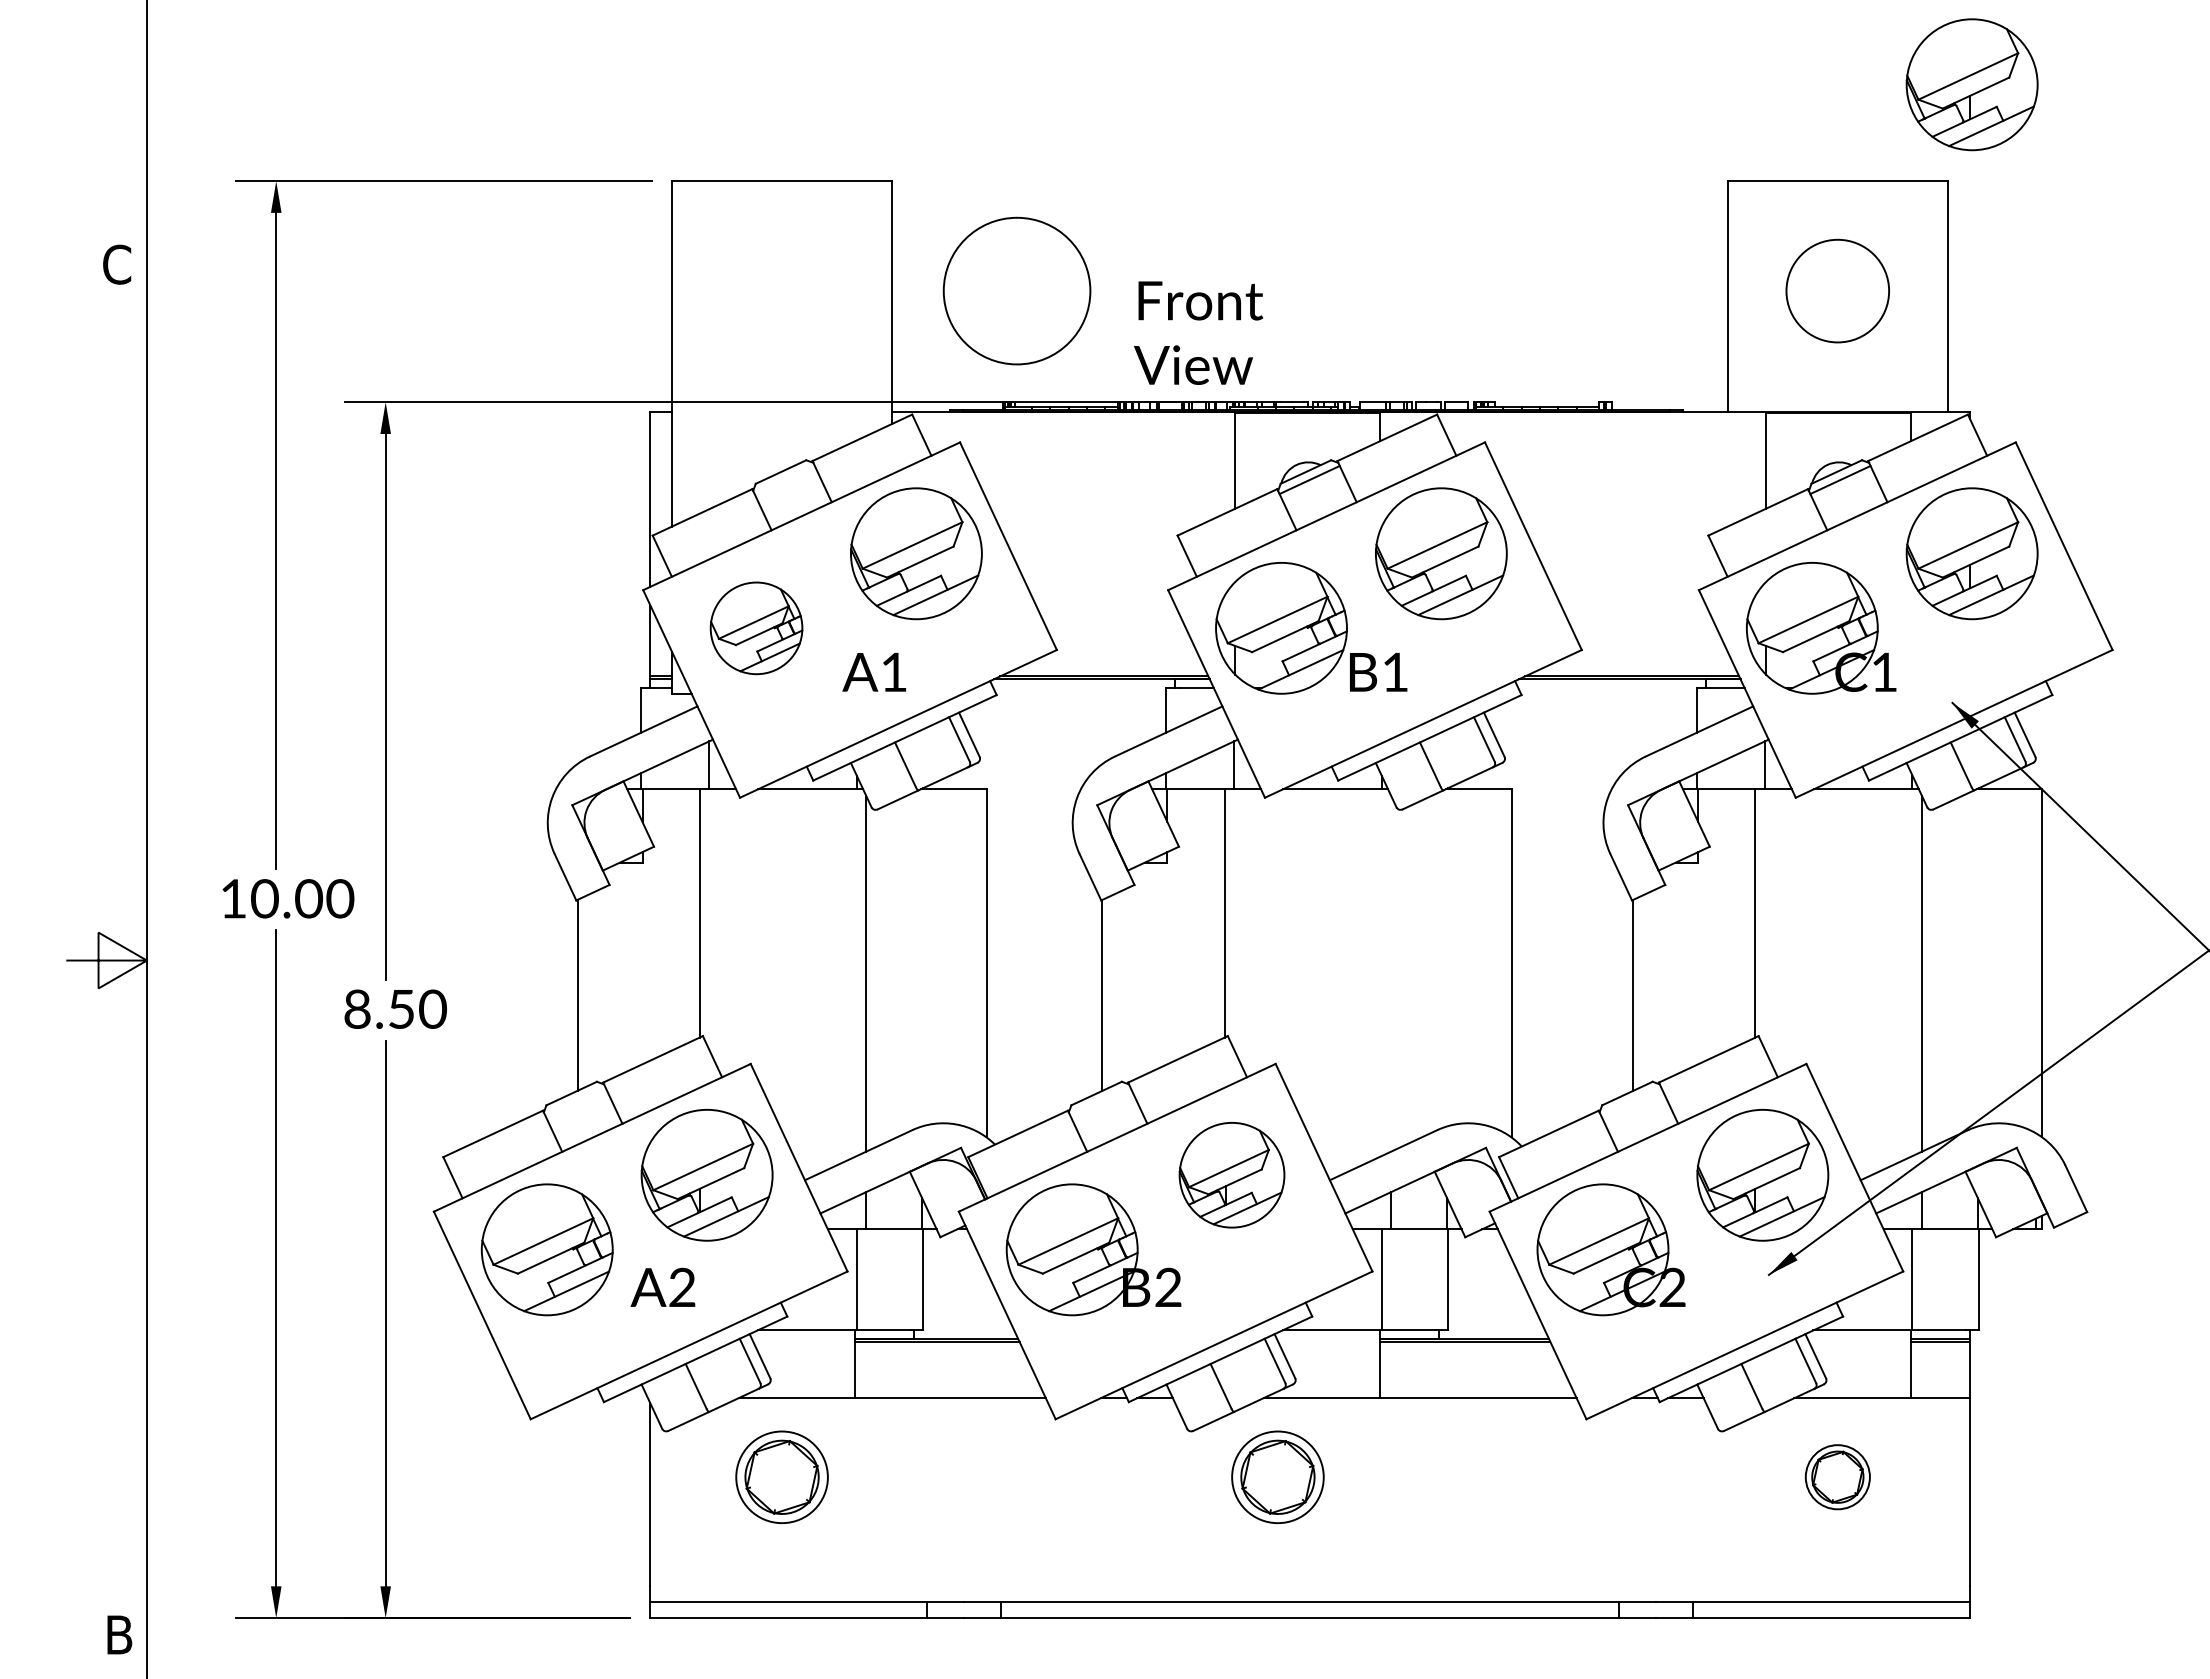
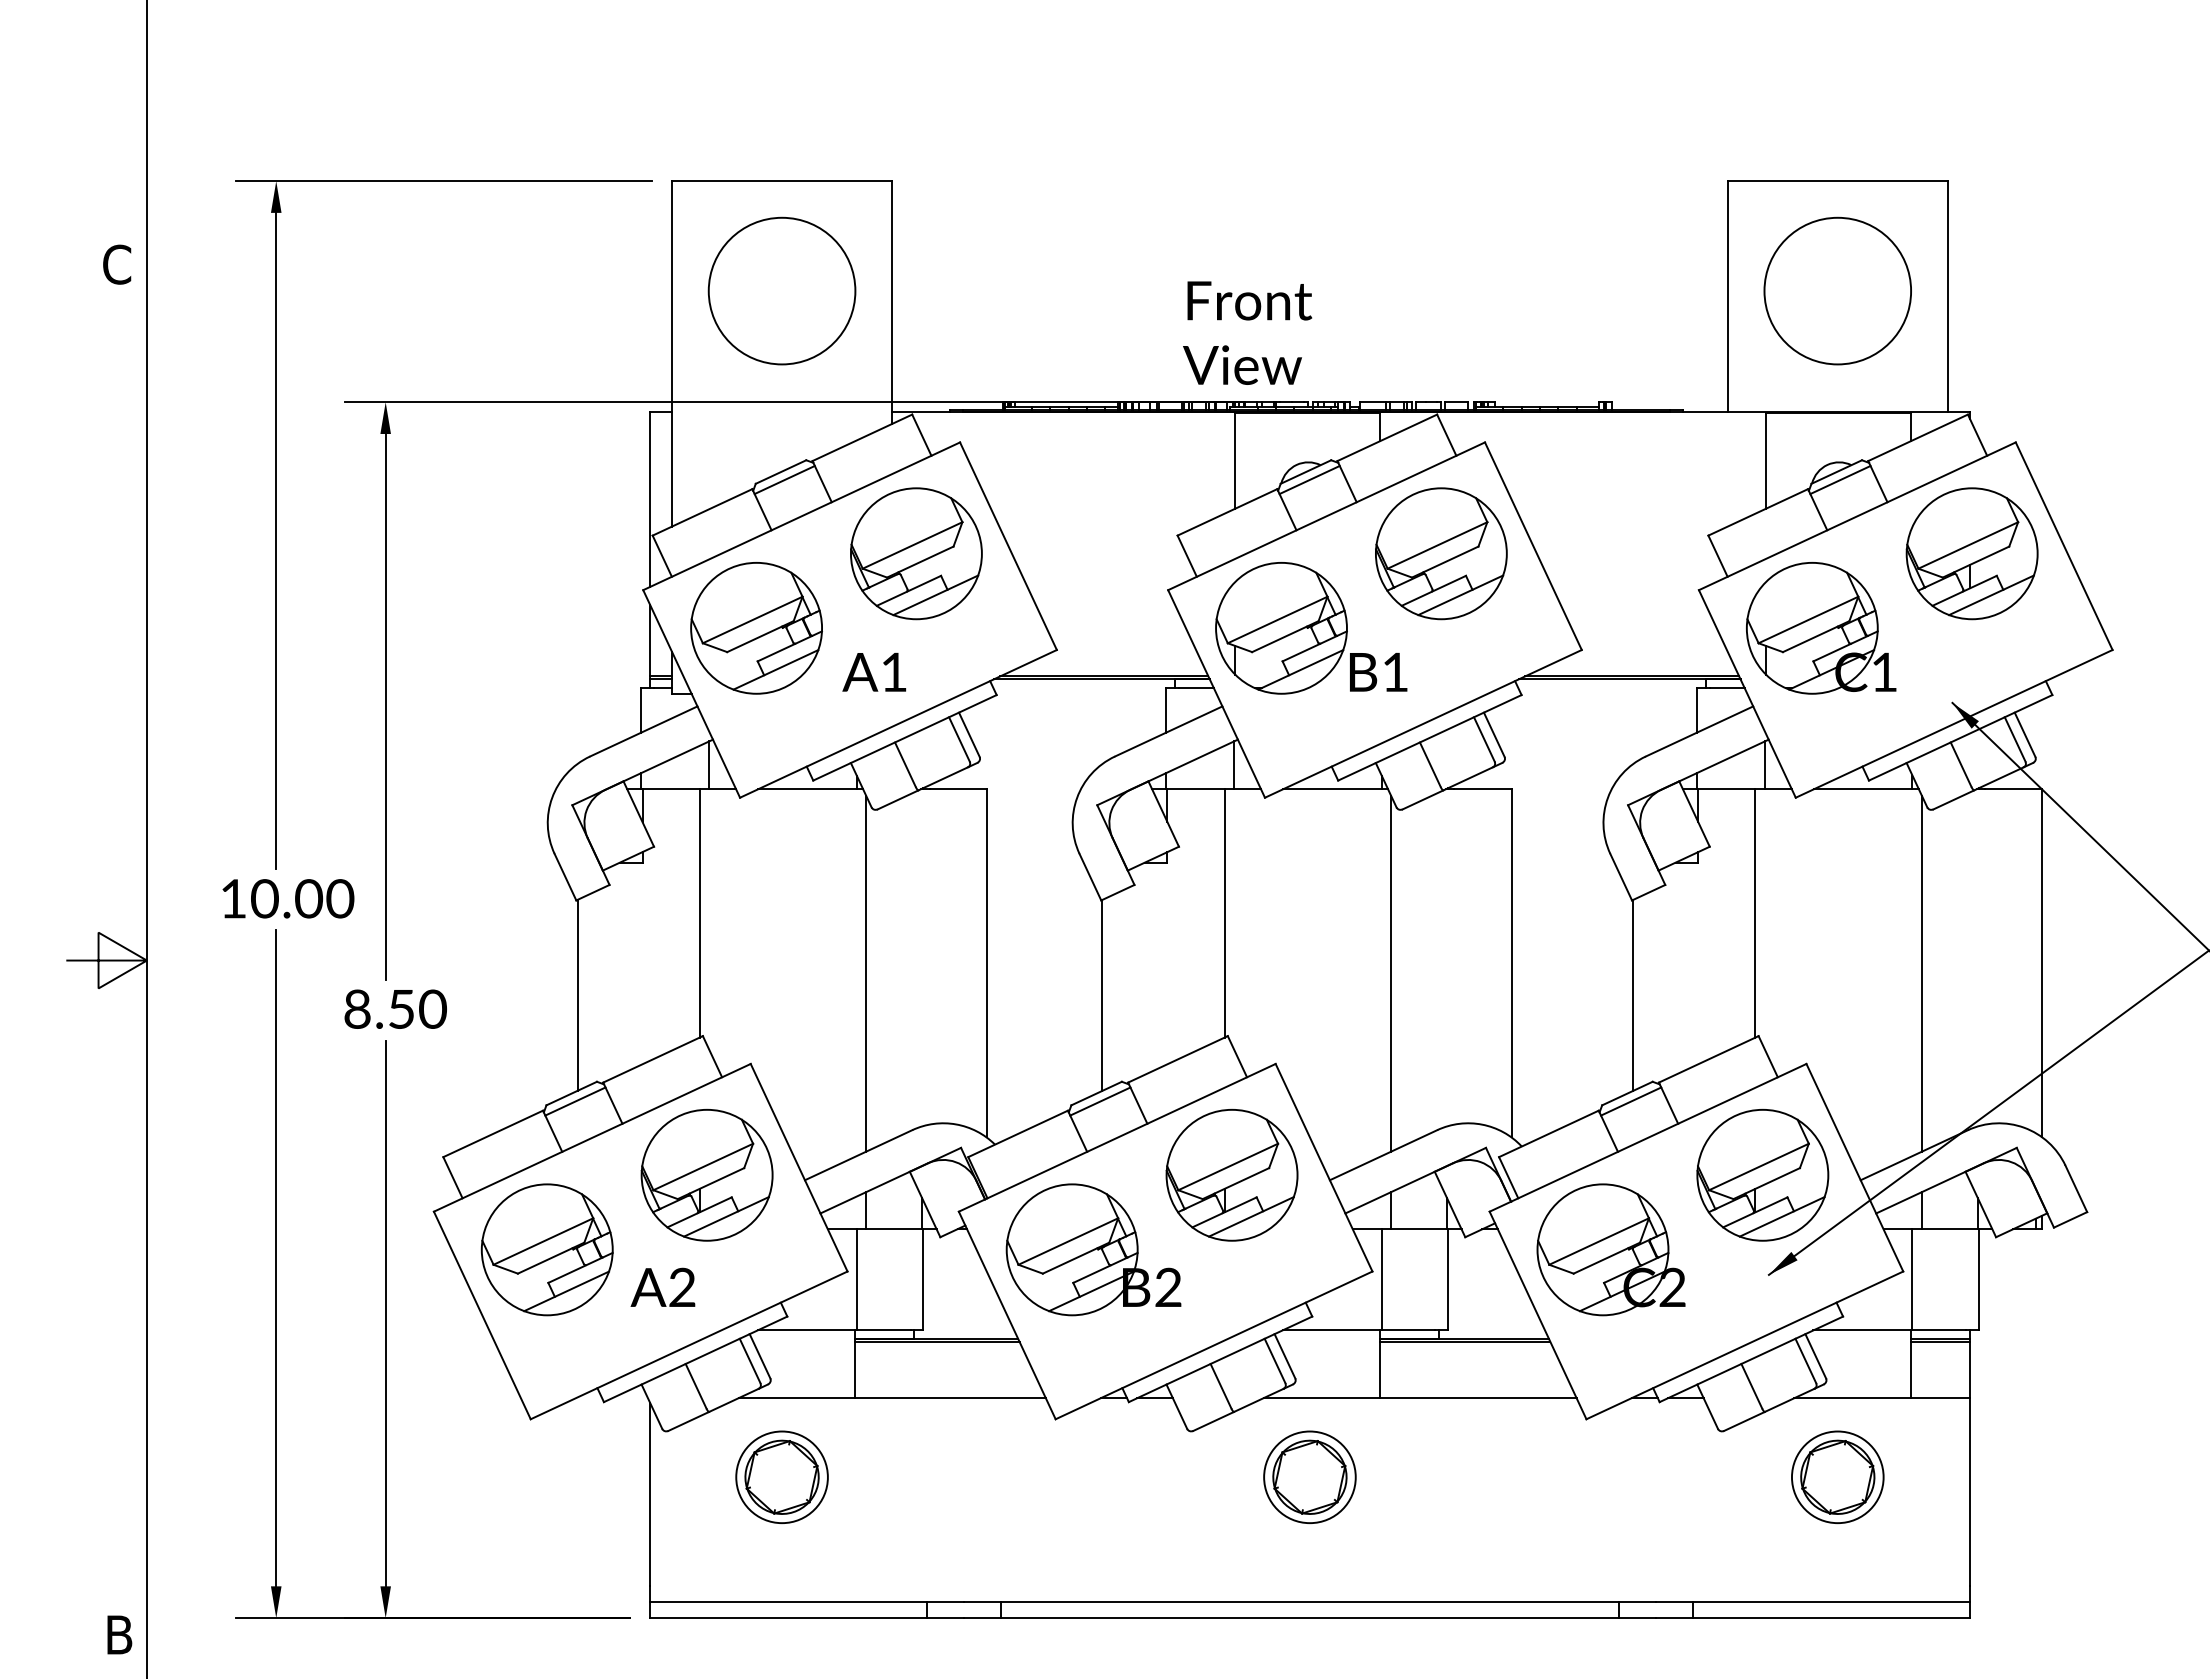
part: present -> none (1971, 84)
circle position: (1016, 290) -> (781, 290) (781, 290)
circle diameter: 103 px -> 147 px (1837, 290)
text position: (1198, 332) -> (1247, 332) (1247, 332)
line: none -> present (784, 479)
part size: 95x95 px -> 133x133 px (756, 628)
line: none -> present (1391, 973)
line: none -> present (575, 1101)
line: none -> present (1100, 1101)
line: none -> present (1631, 1101)
part size: 108x107 px -> 134x134 px (1231, 1174)
part position: (1277, 1476) -> (1309, 1476) (1309, 1476)
part size: 67x67 px -> 94x94 px (1837, 1476)
